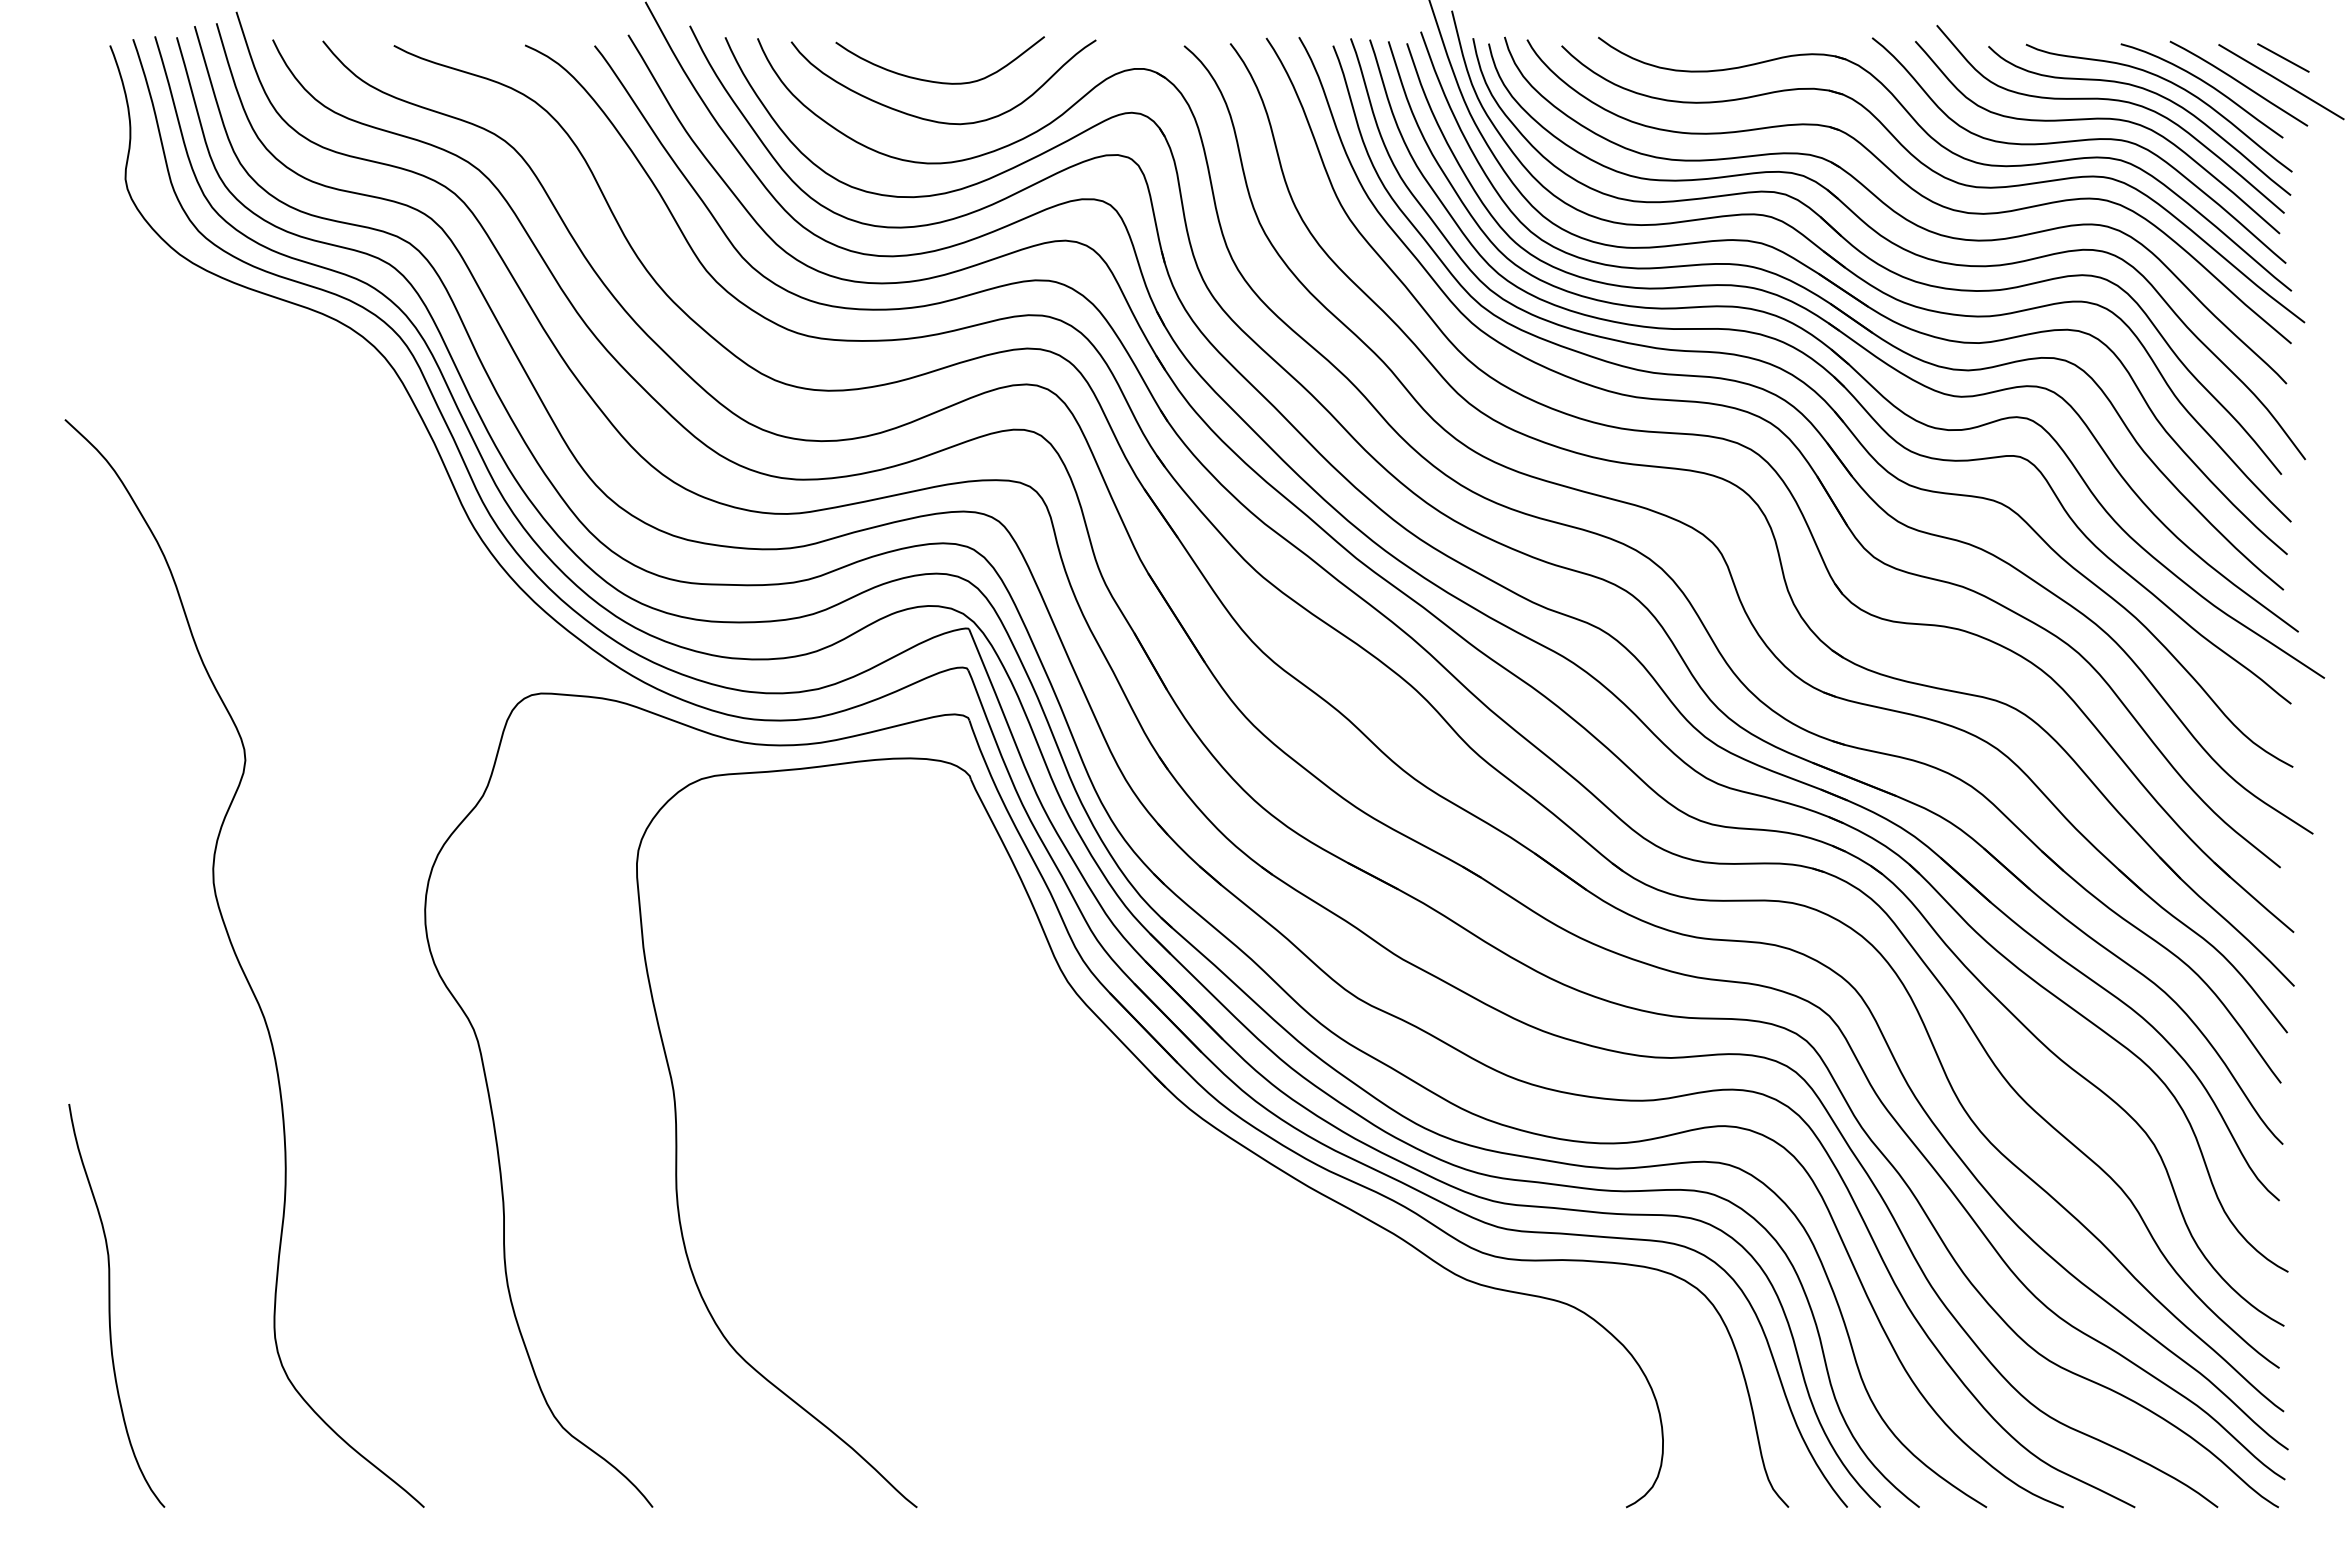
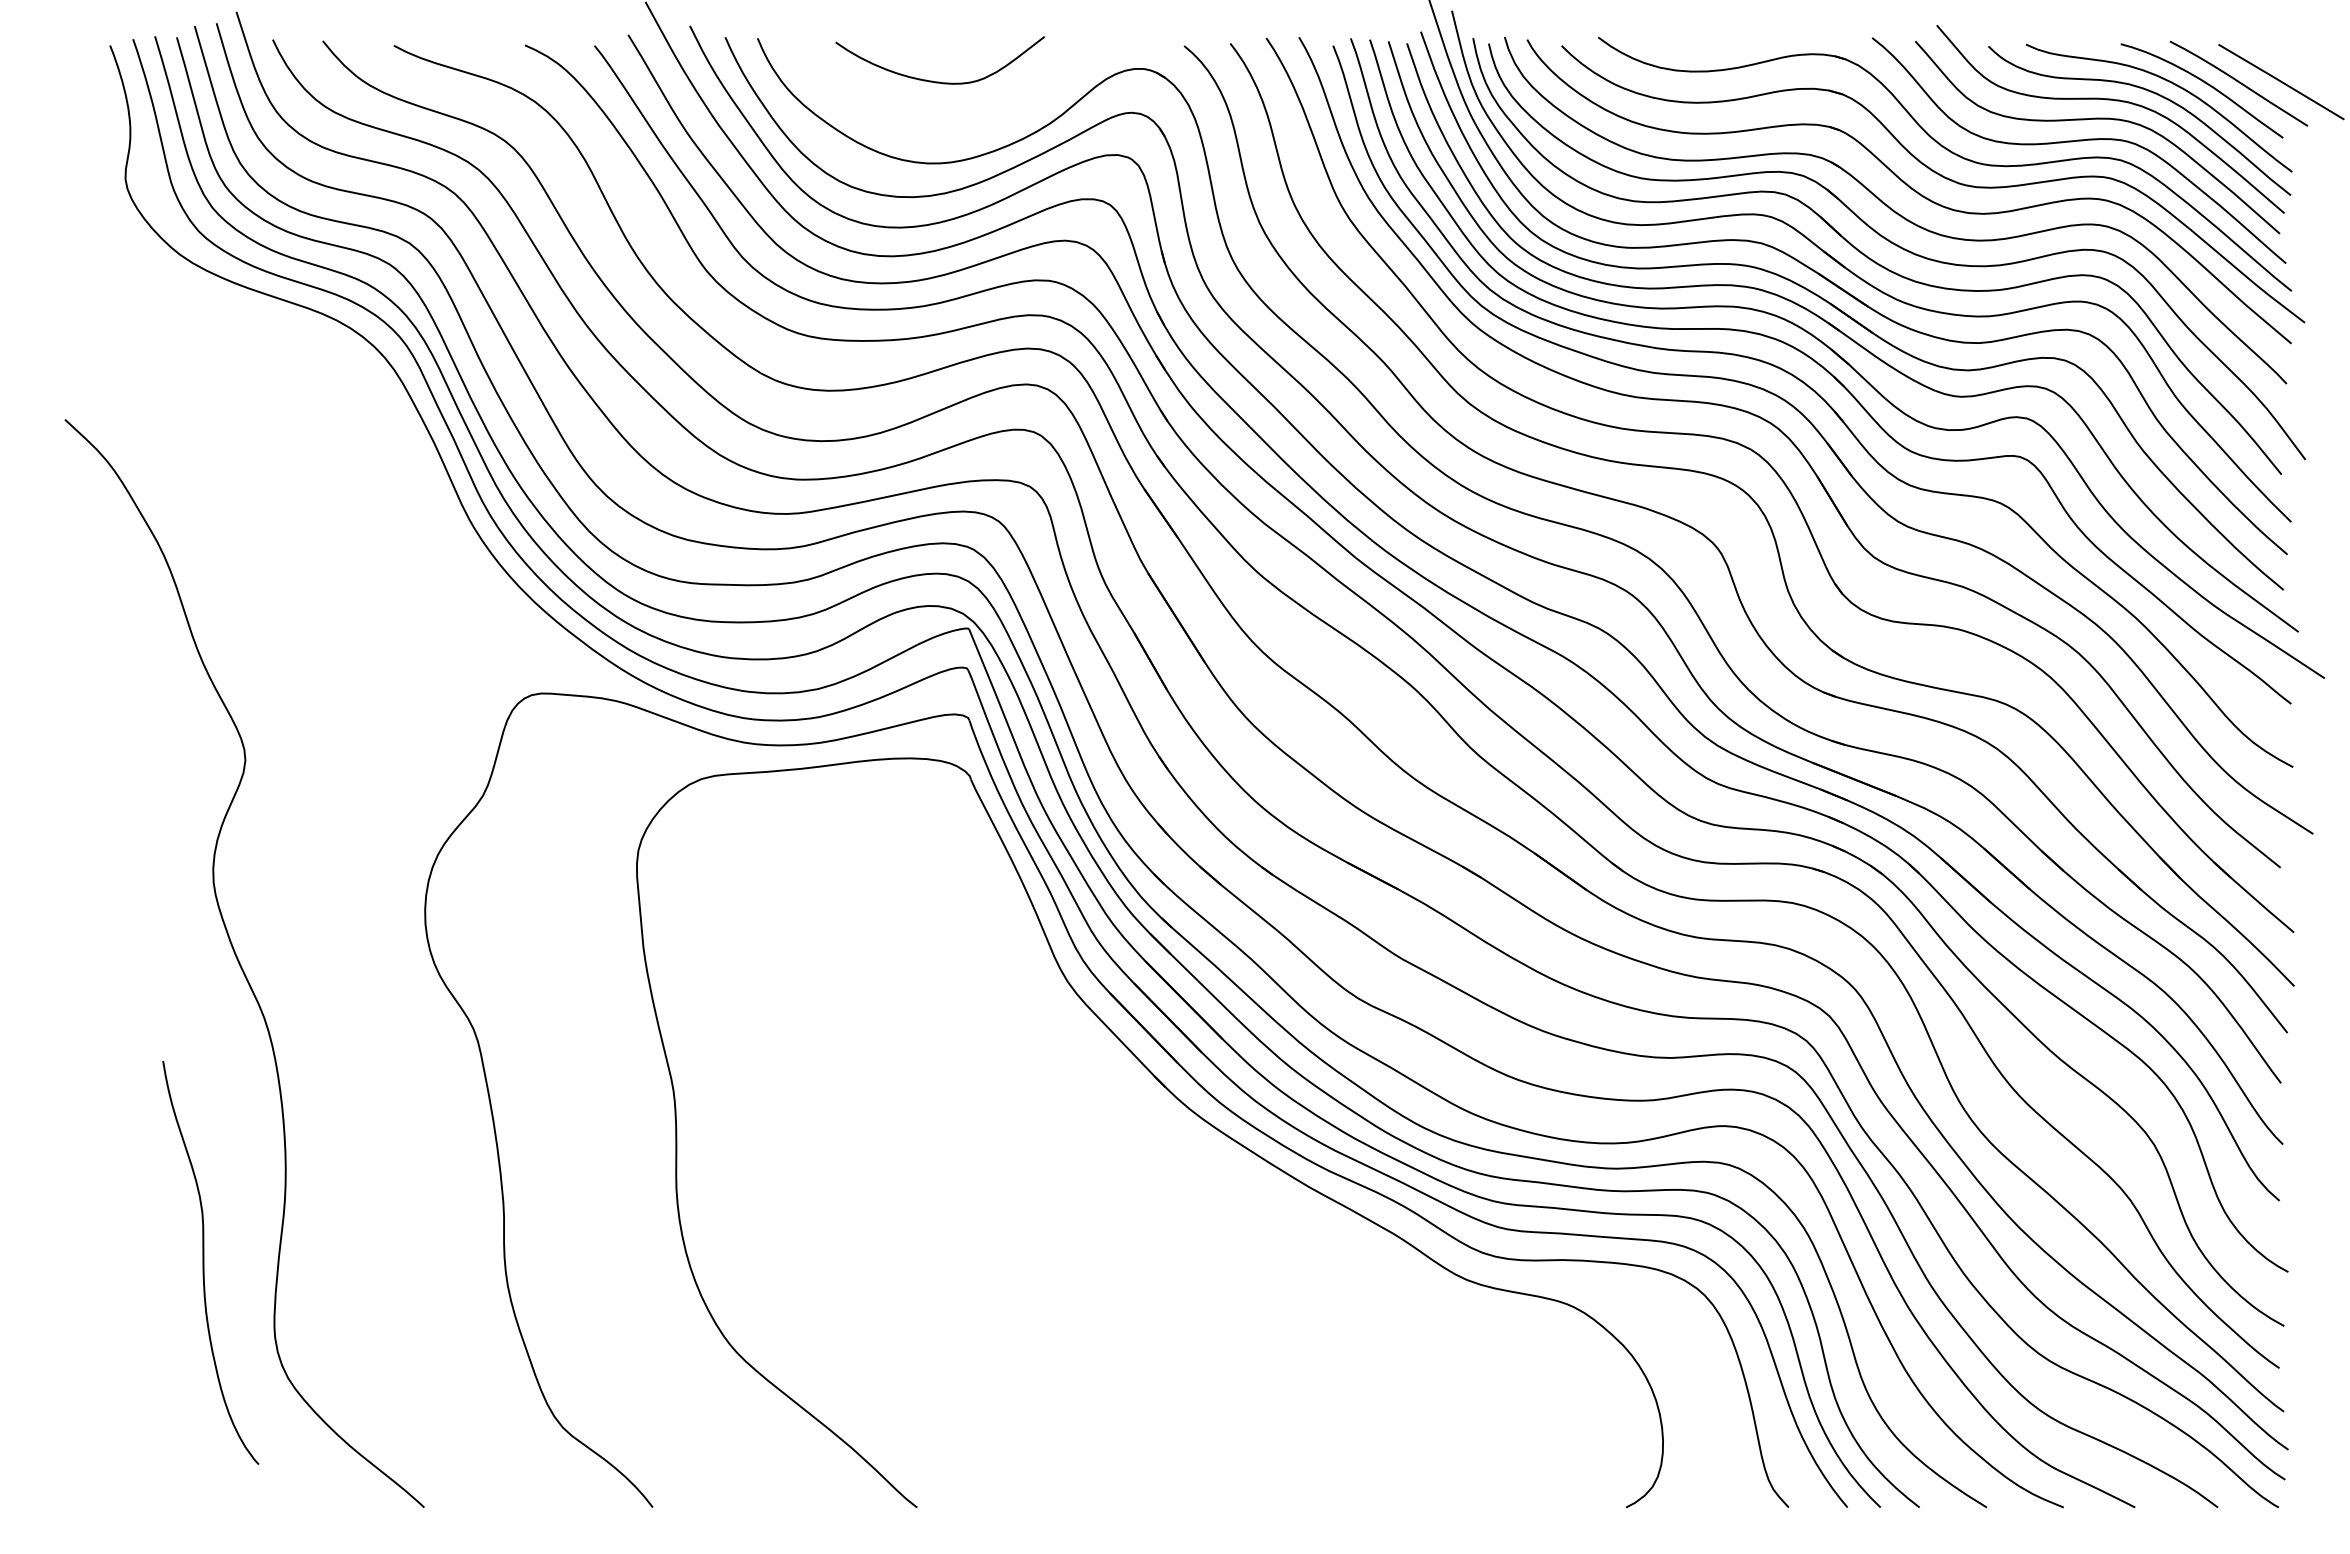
line: present -> none (2283, 57)
curve: present -> none (935, 120)
curve position: (110, 1305) -> (204, 1262) (204, 1262)
